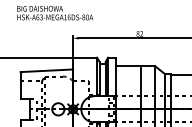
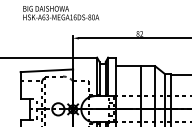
text position: (54, 13) -> (60, 13) (60, 13)
